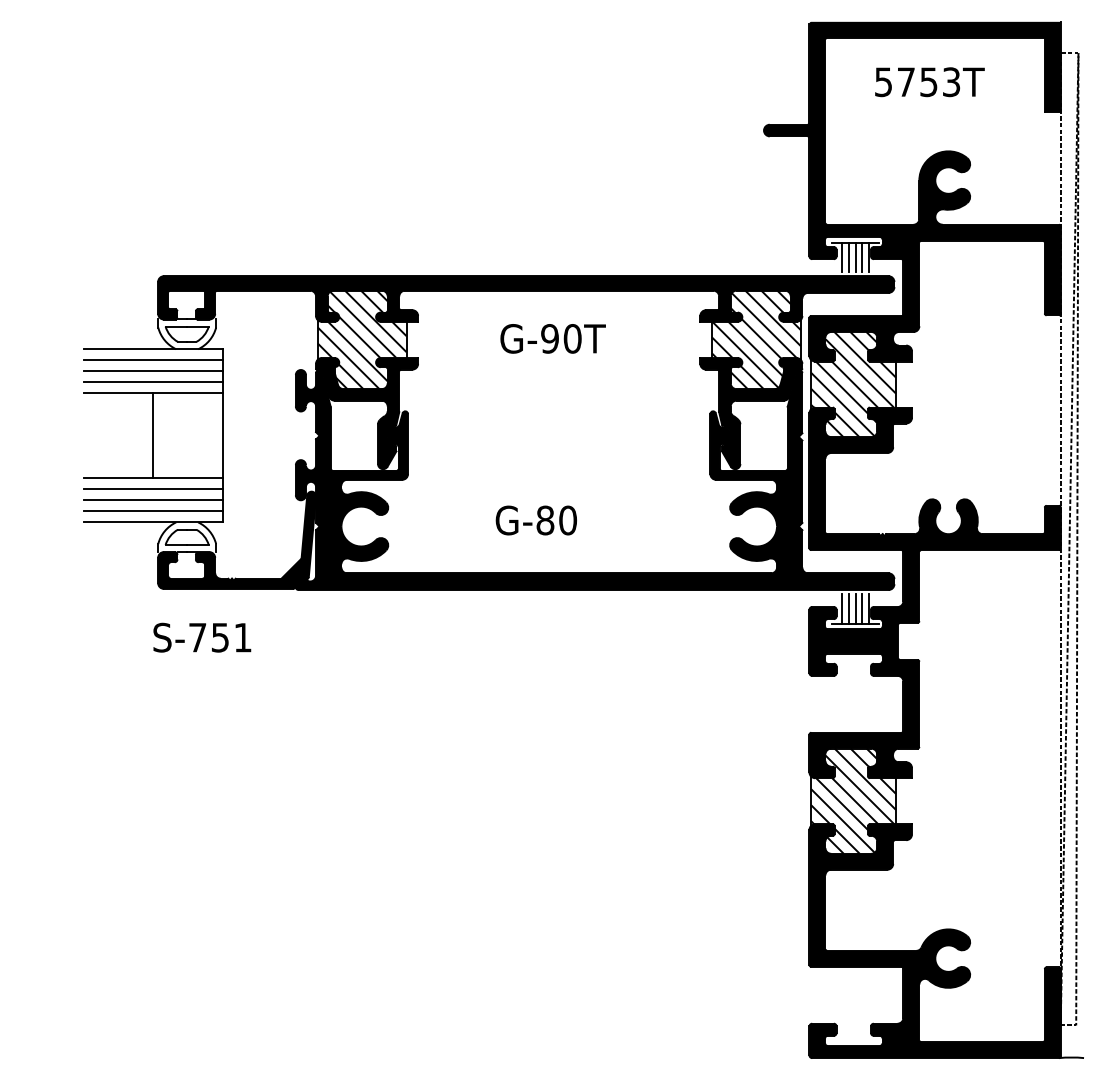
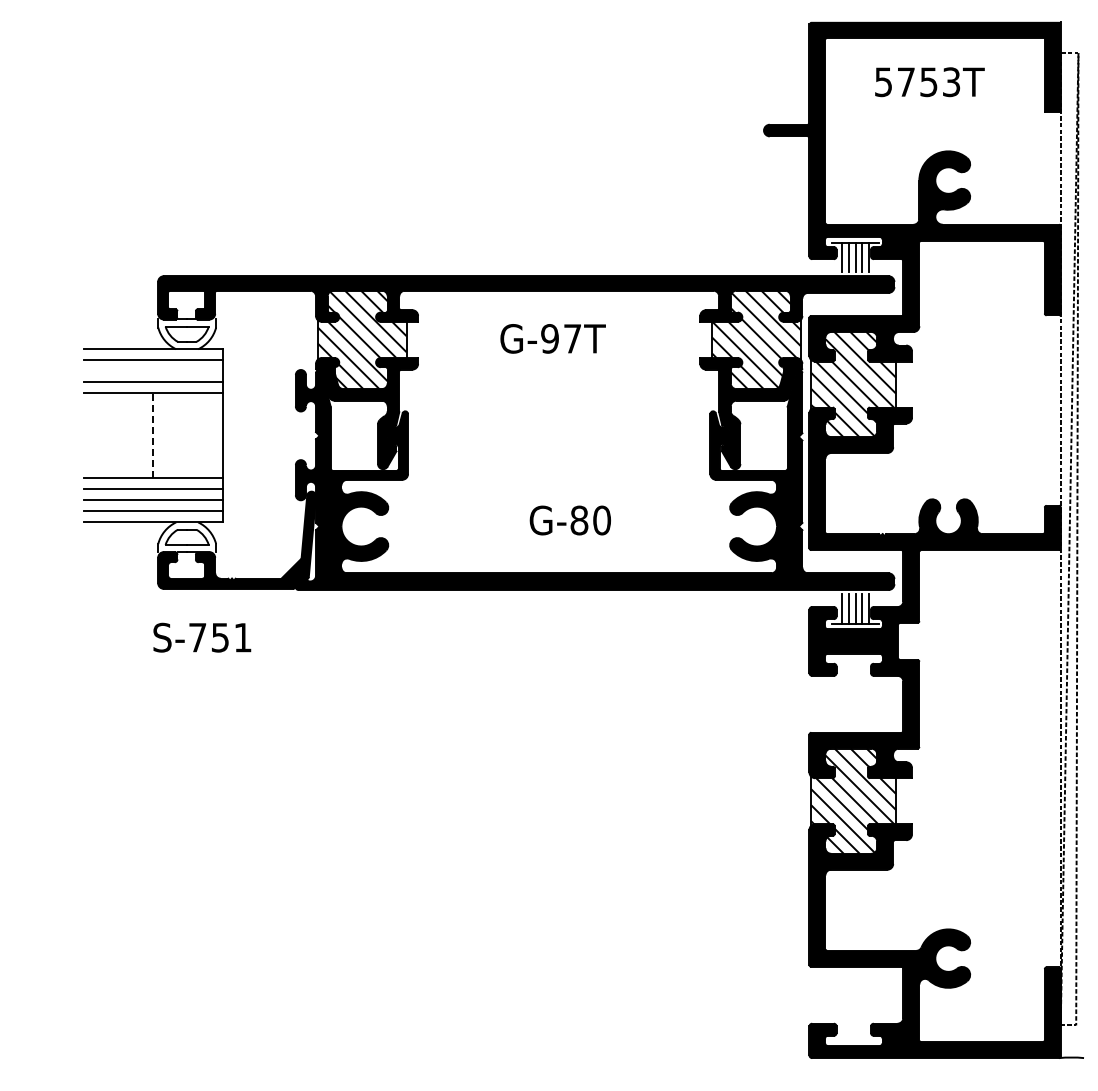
text: G-90T -> G-97T (572, 338)
line: present -> none (153, 371)
line: solid -> dashed (152, 435)
text position: (535, 520) -> (569, 520) (569, 520)
